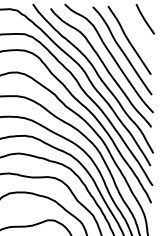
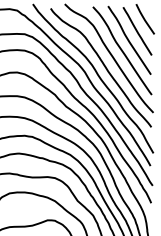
line: none -> present (137, 31)
